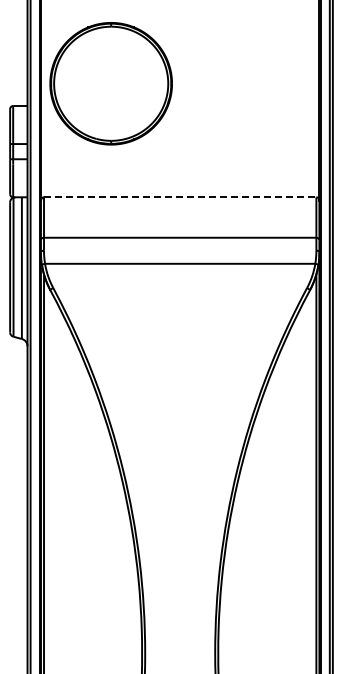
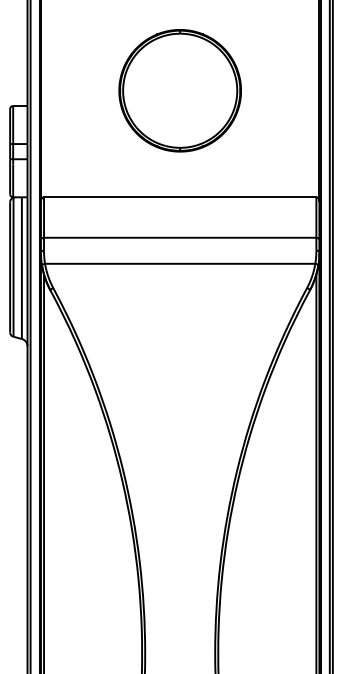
part position: (110, 83) -> (179, 90) (179, 90)
line: dashed -> solid (180, 197)
